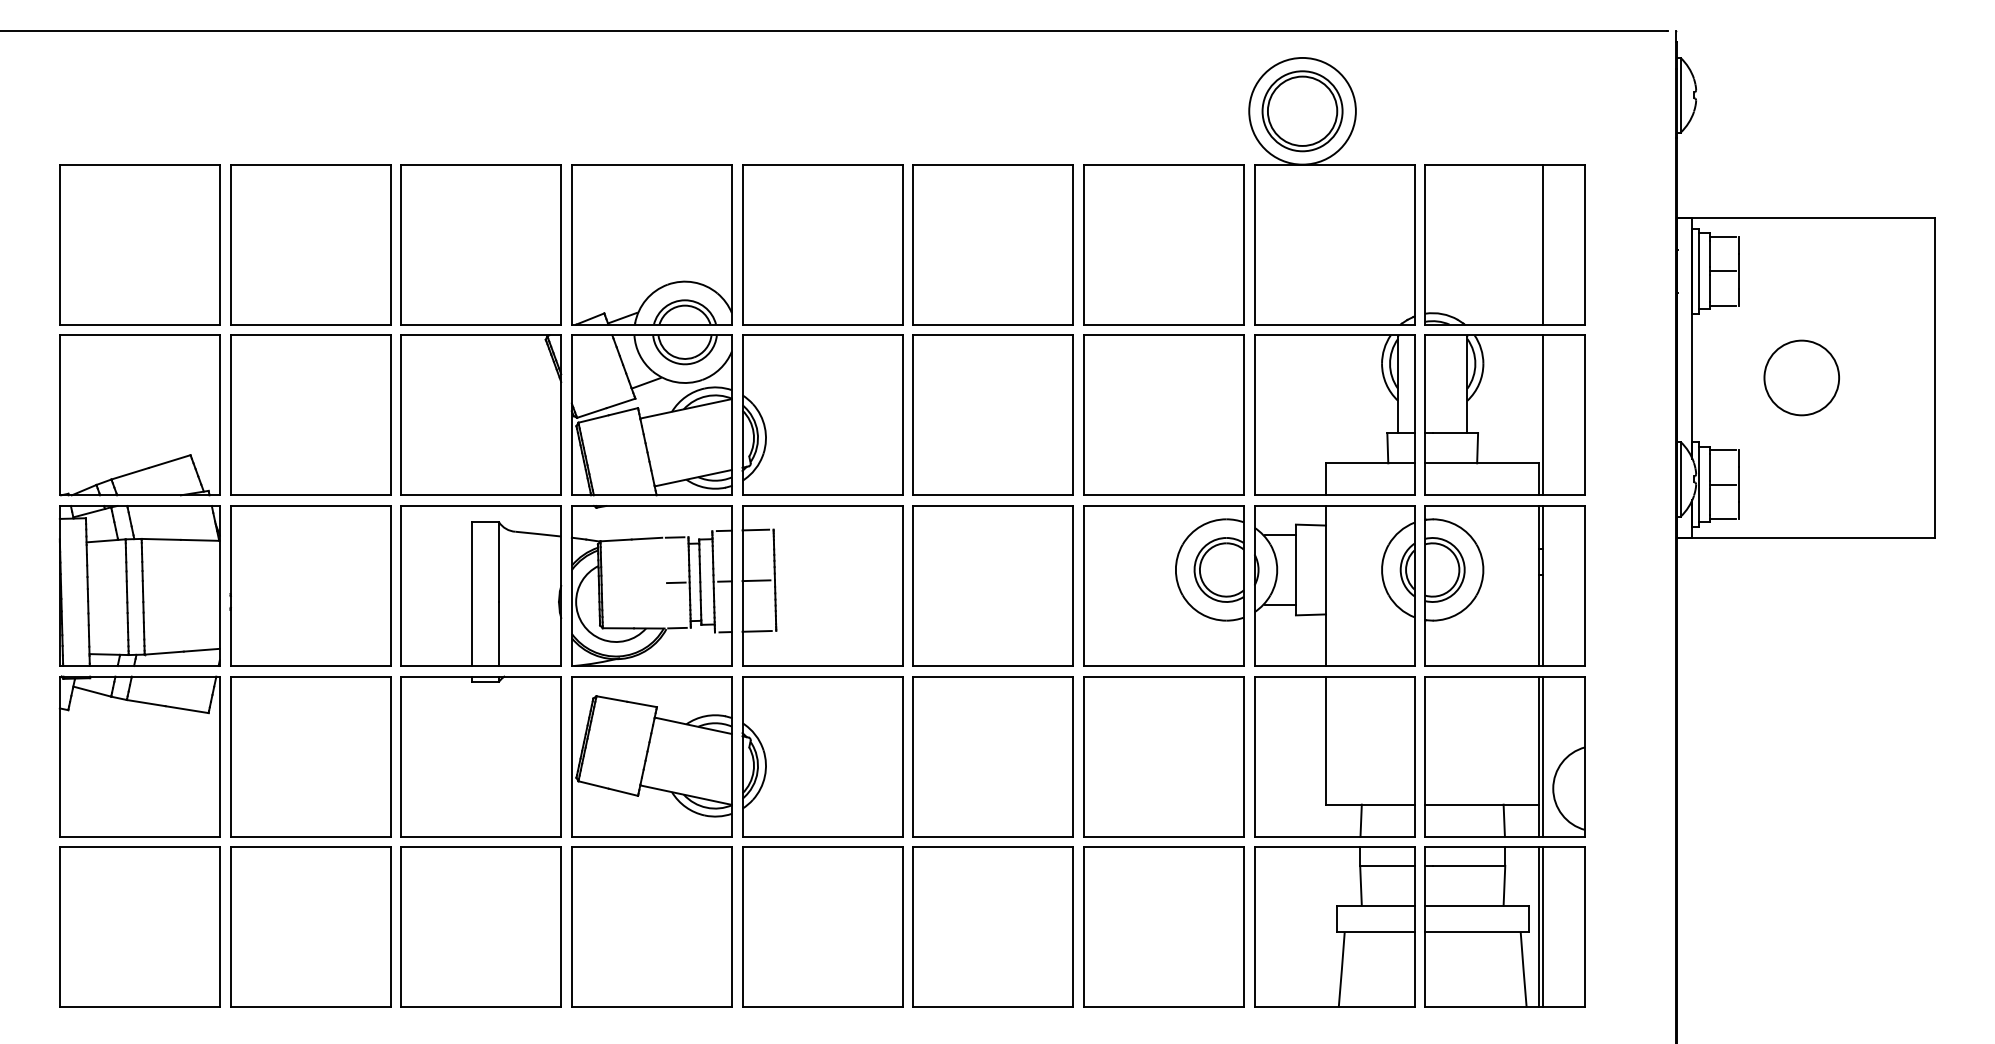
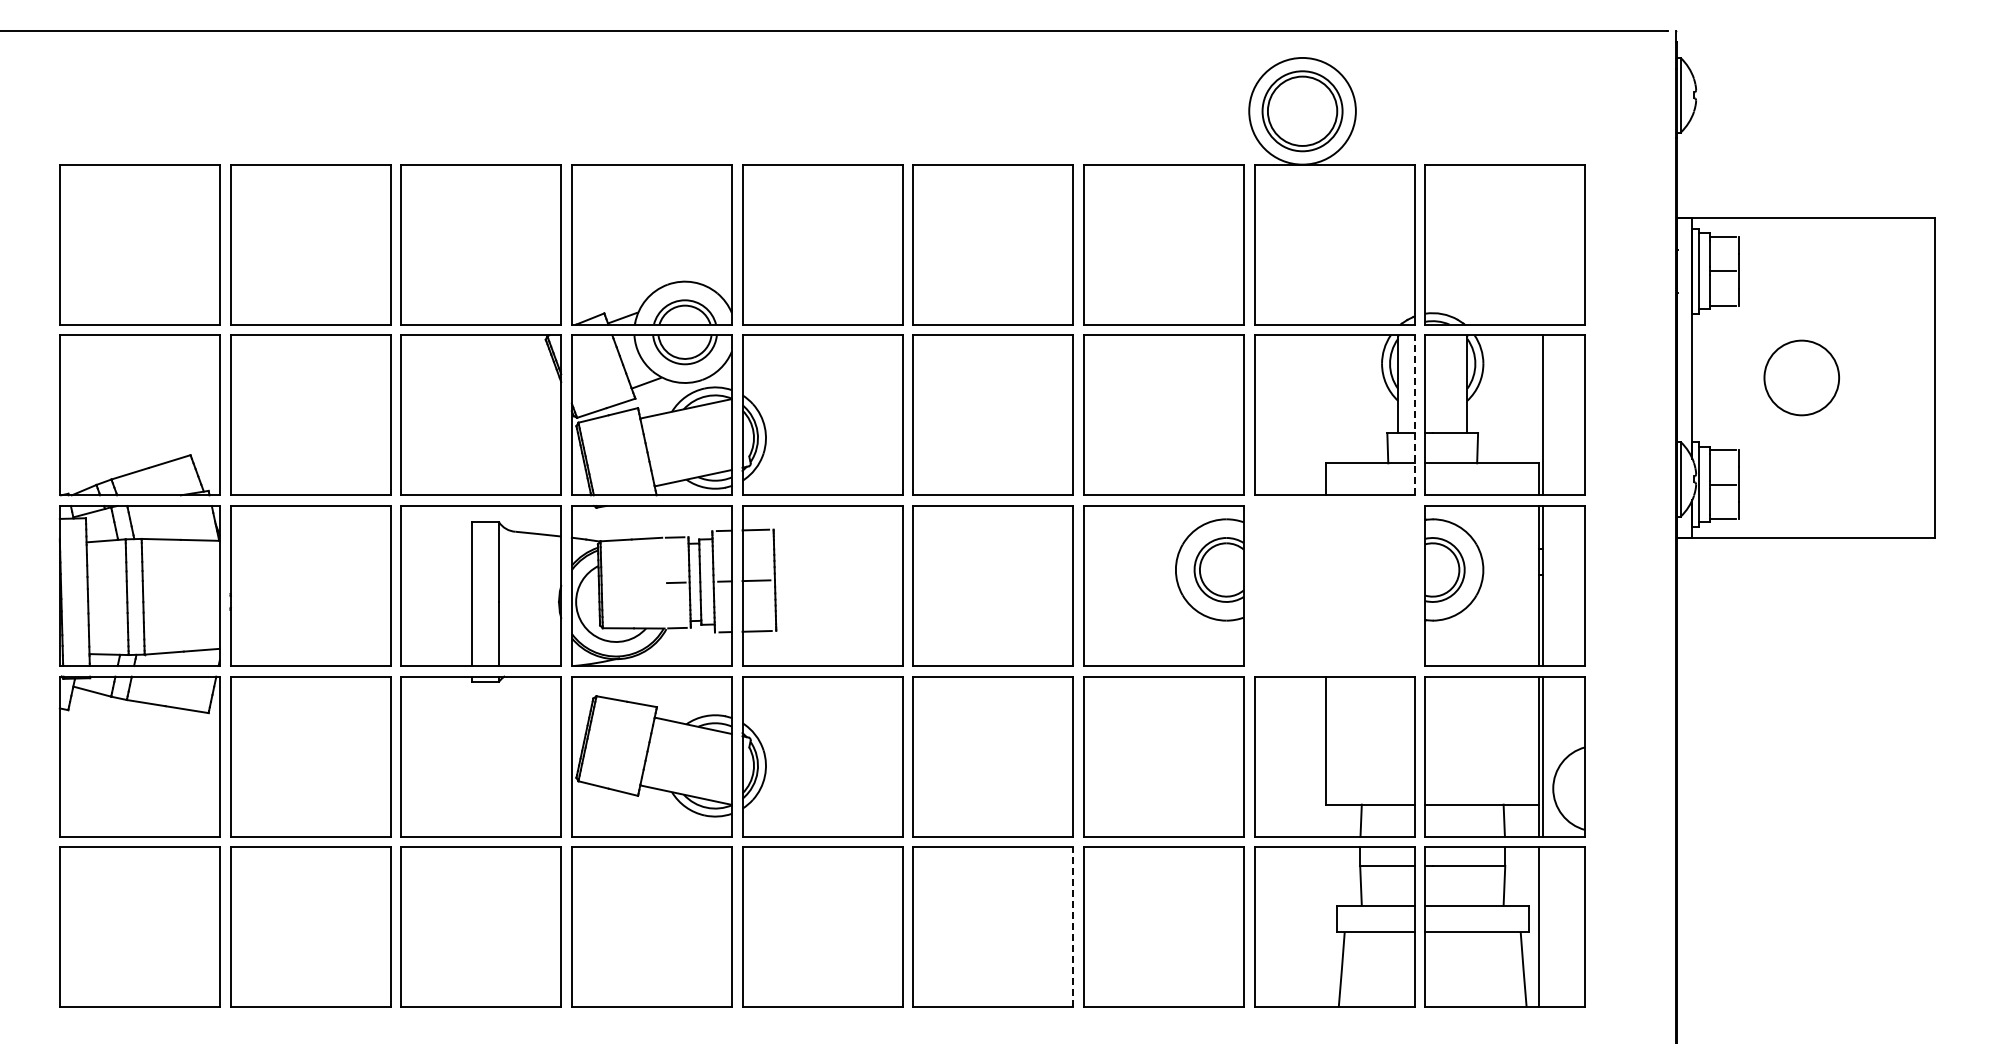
line: present -> none (1542, 244)
line: solid -> dashed (1414, 414)
part: present -> none (1334, 585)
line: solid -> dashed (1073, 926)
line: present -> none (1542, 927)
